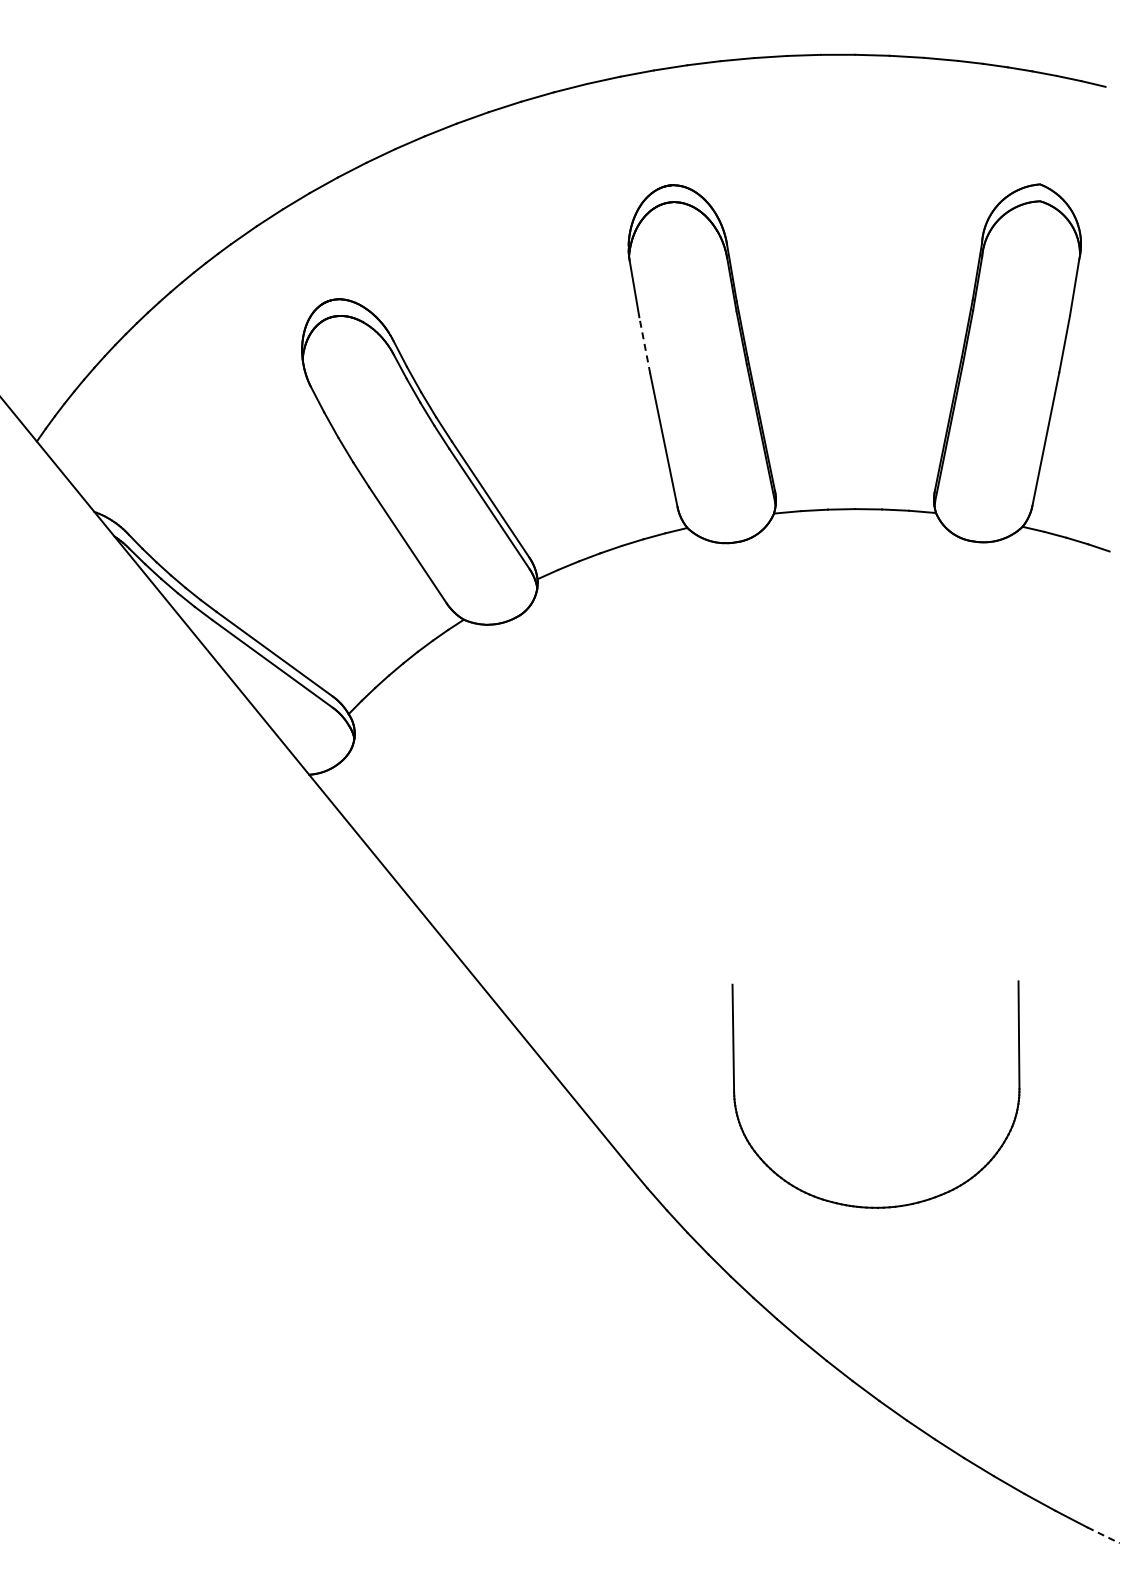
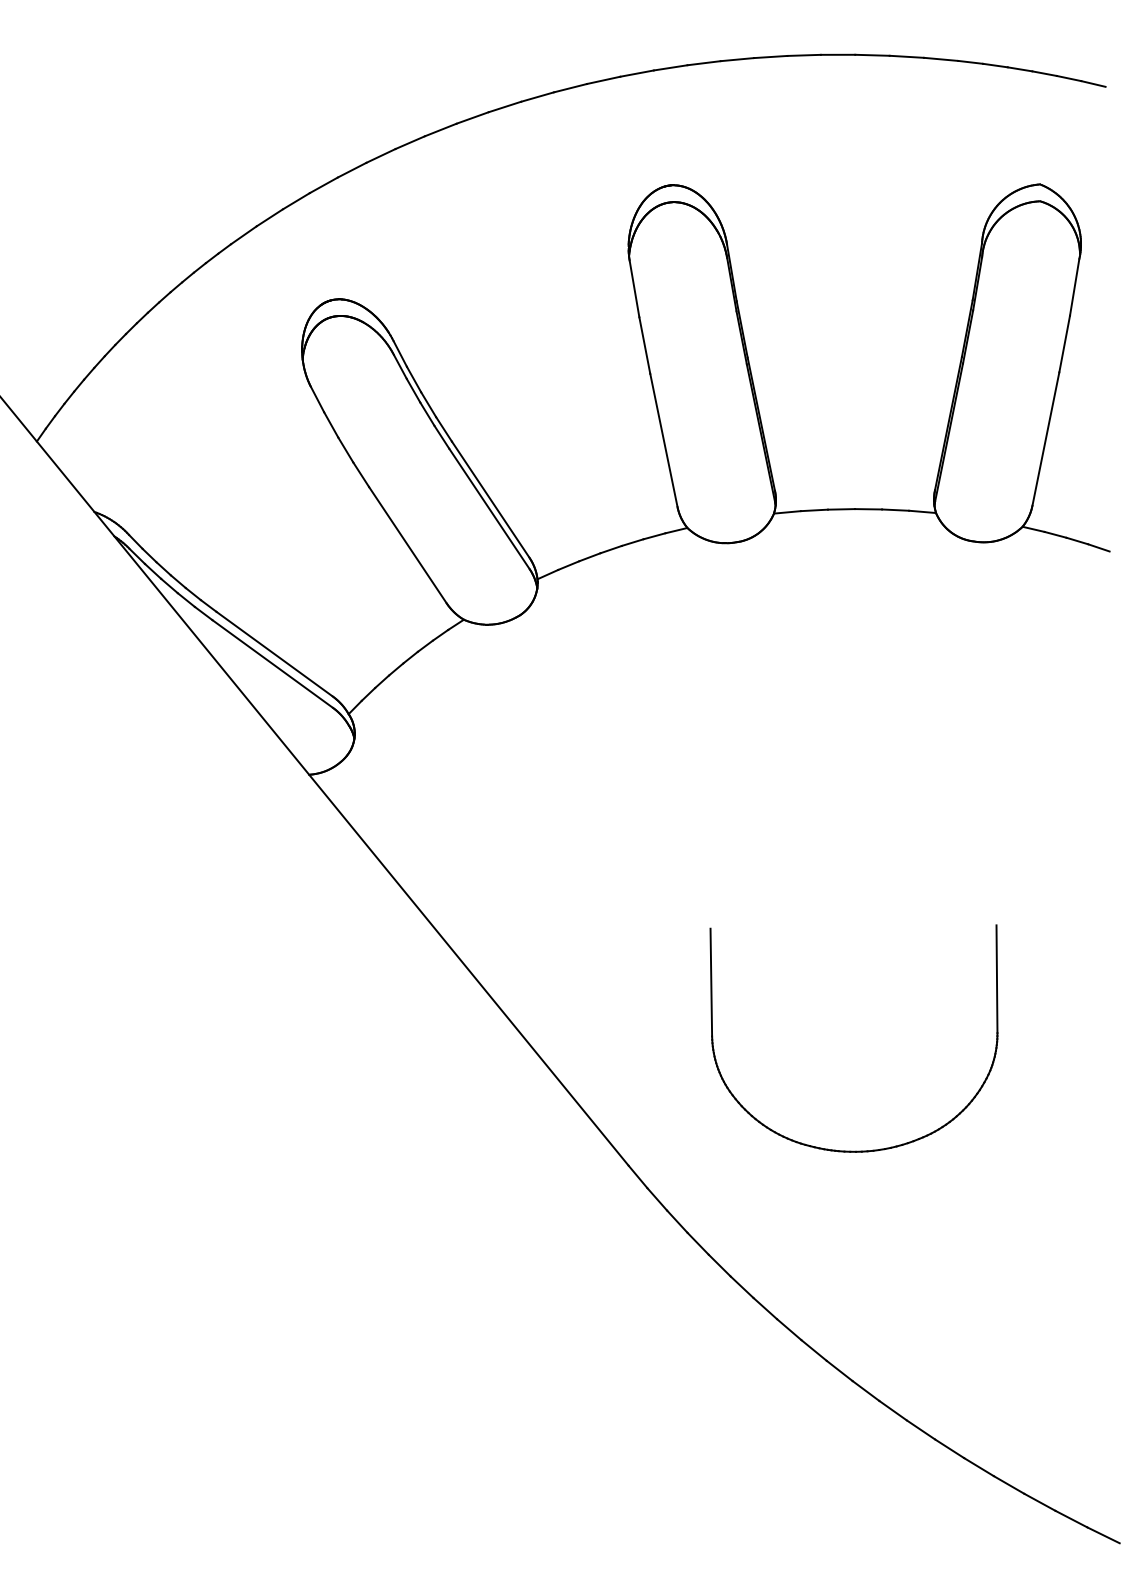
line: dashed -> solid (644, 345)
part position: (875, 1206) -> (853, 1150) (853, 1150)
line: dashed -> solid (1103, 1535)
